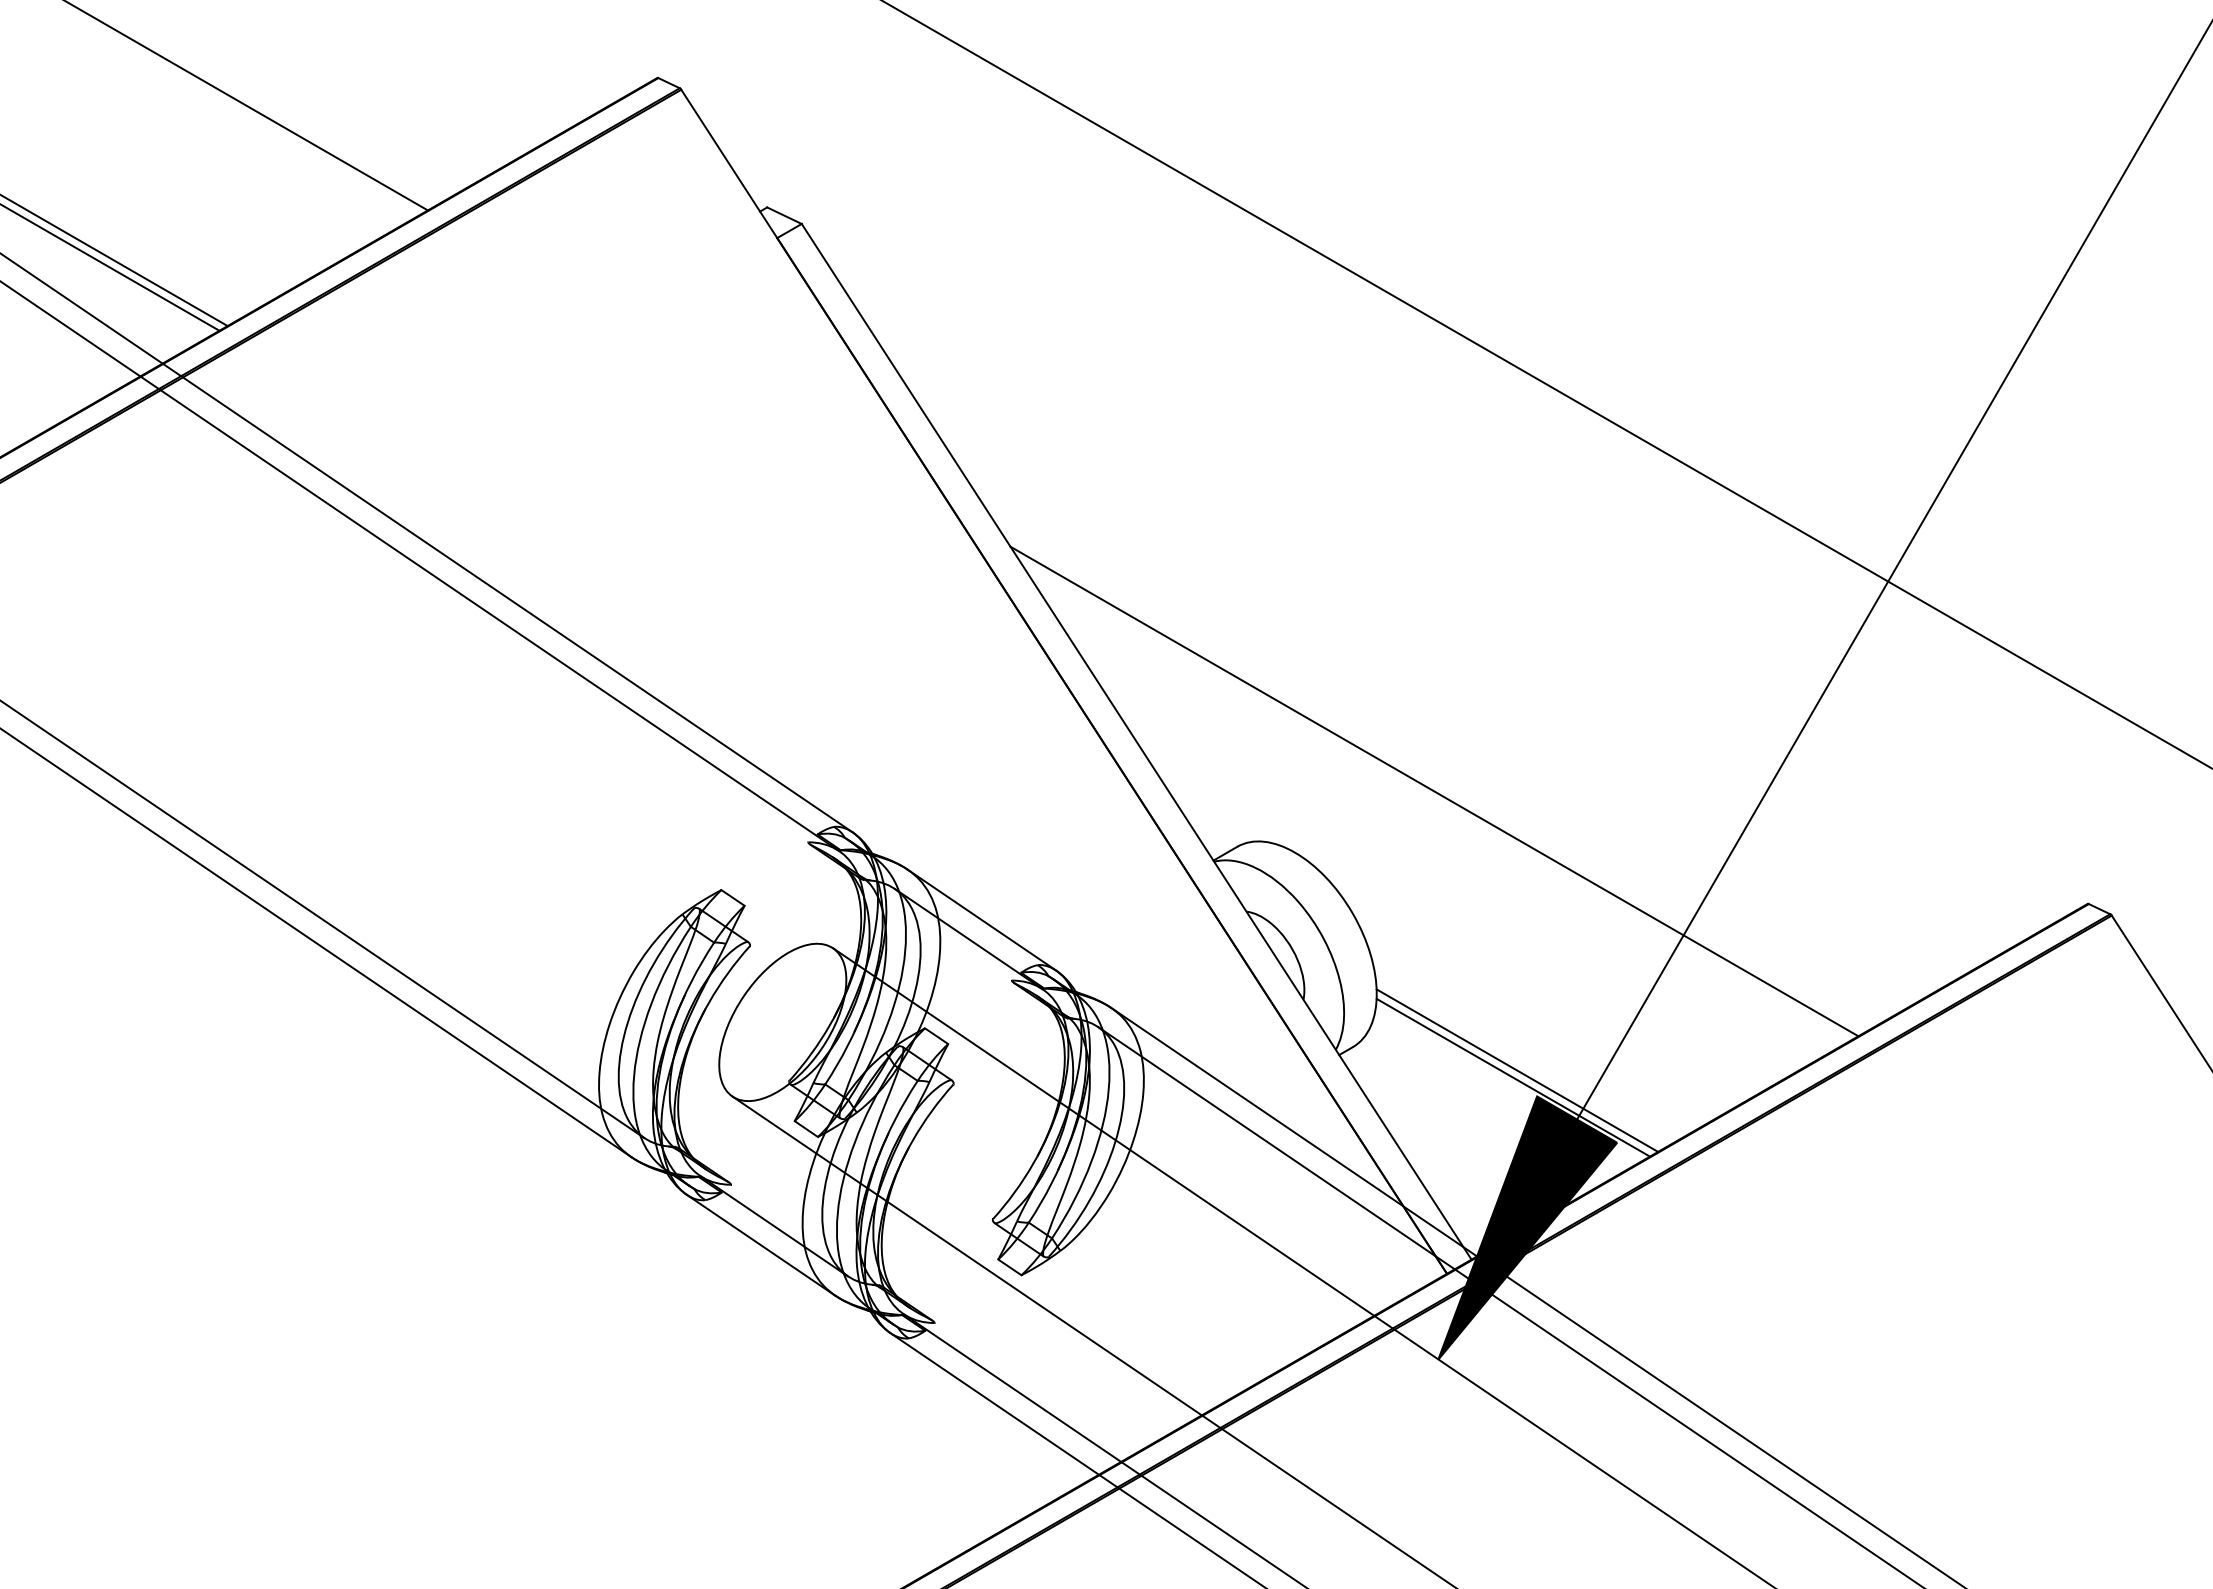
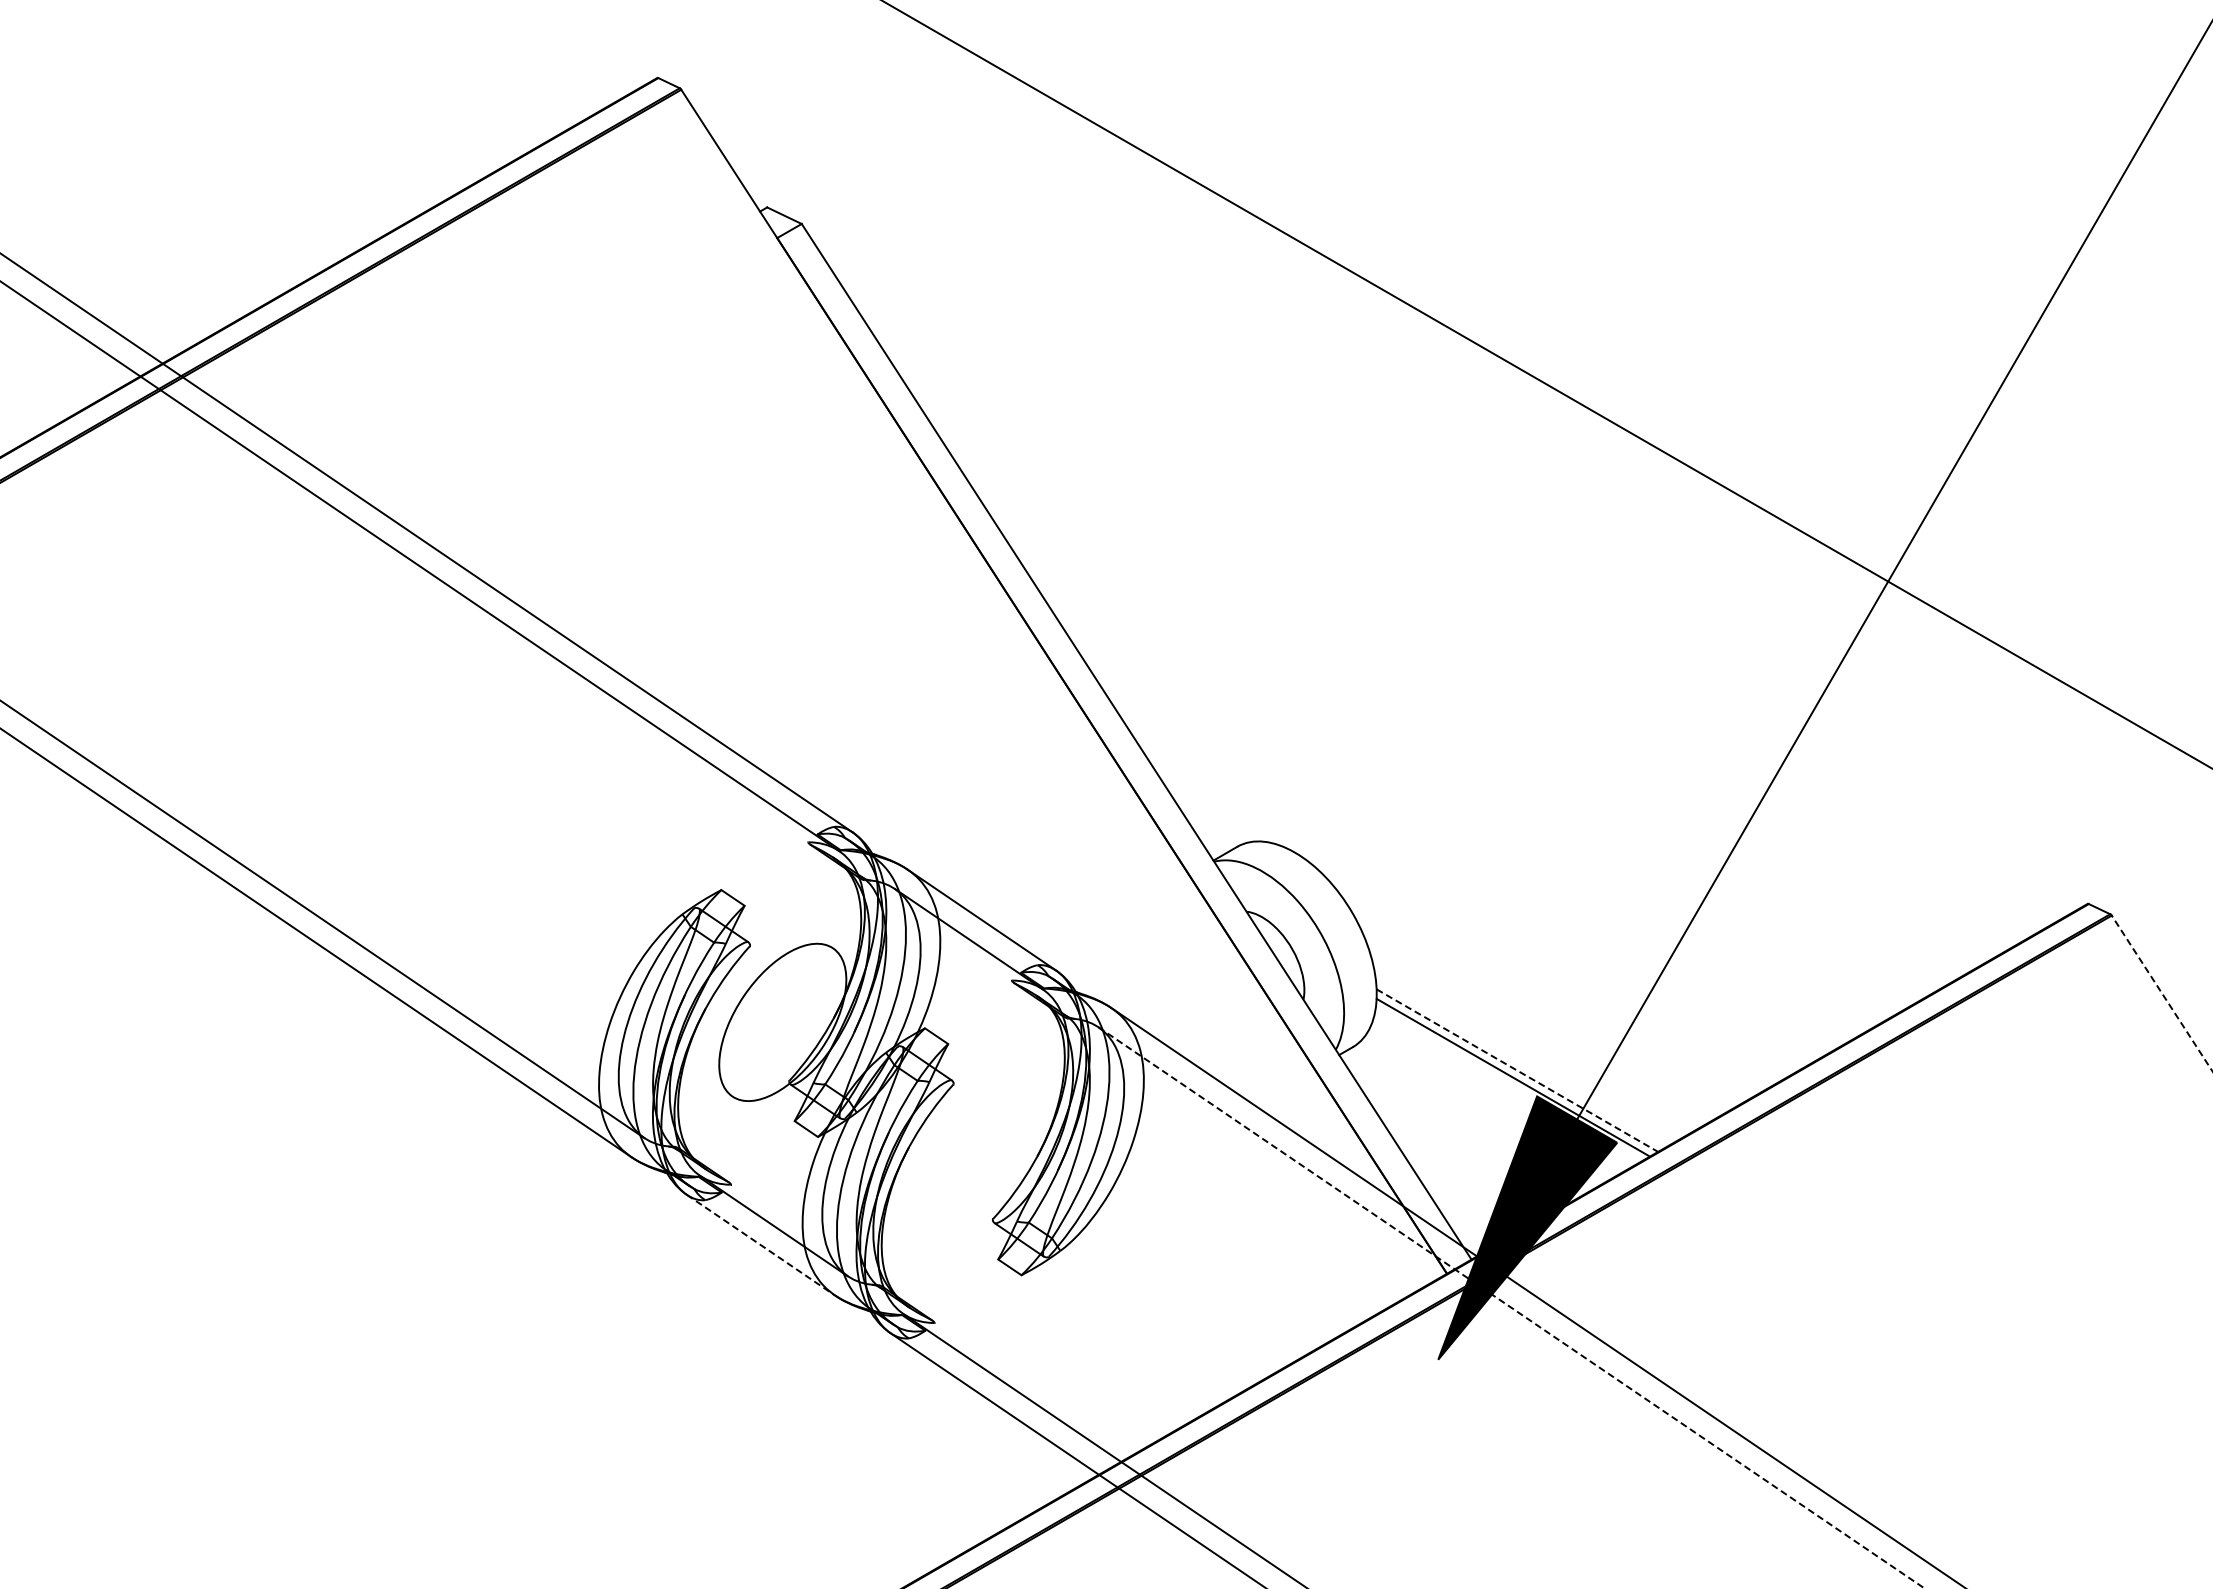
line: present -> none (247, 106)
line: present -> none (114, 261)
line: present -> none (110, 267)
line: present -> none (1434, 791)
line: solid -> dashed (2162, 993)
line: solid -> dashed (1517, 1070)
line: solid -> dashed (761, 1245)
line: present -> none (1302, 1266)
line: solid -> dashed (1512, 1308)
line: present -> none (1092, 1340)
